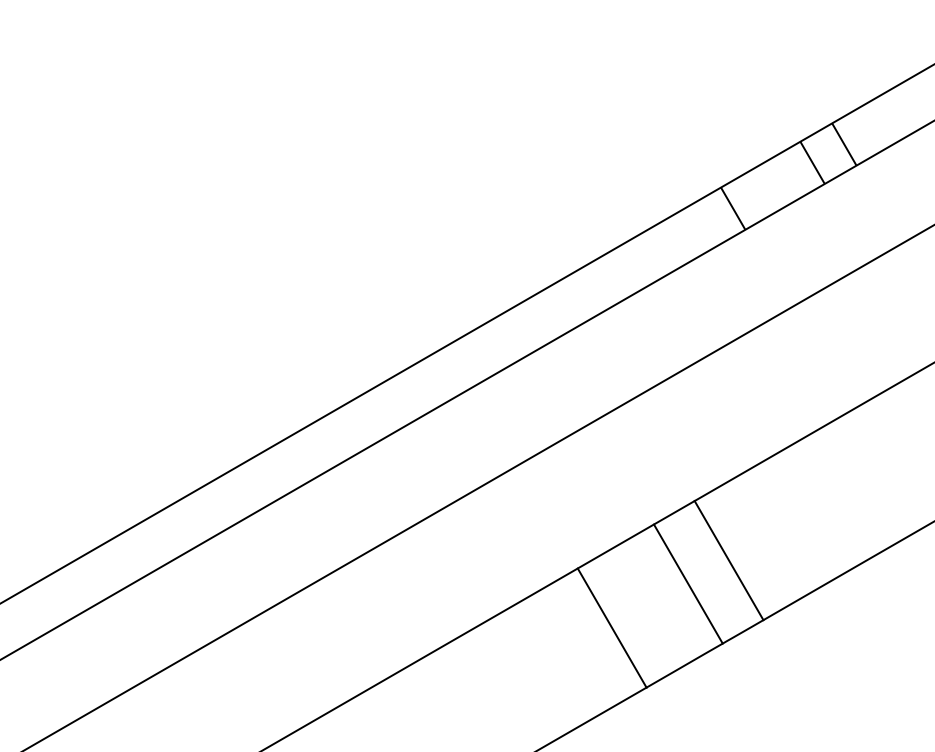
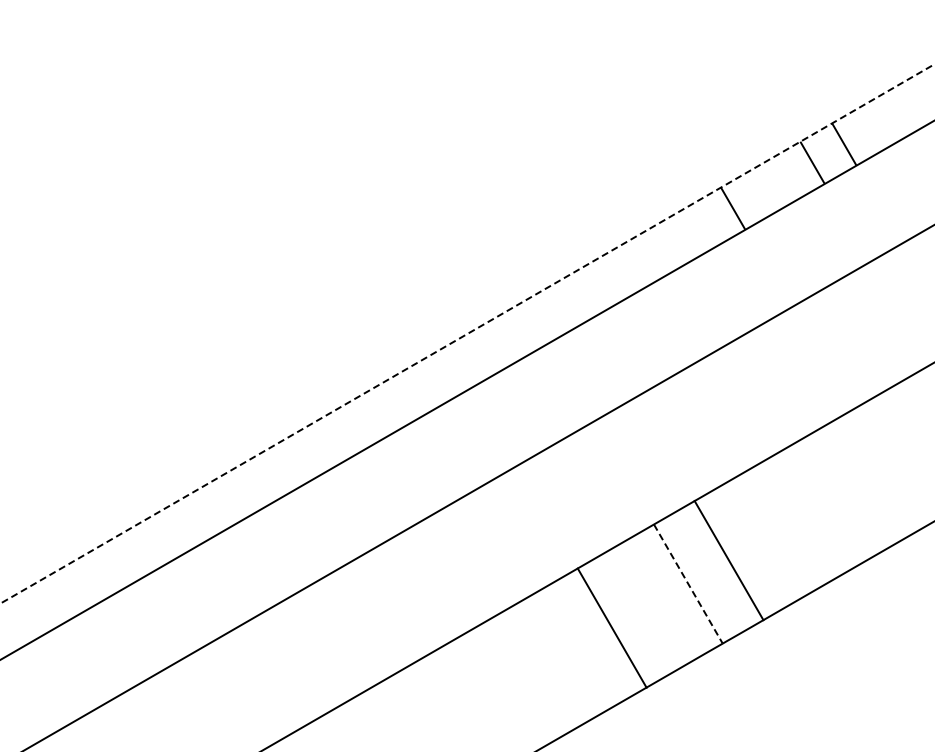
line: solid -> dashed (467, 333)
line: solid -> dashed (688, 584)
